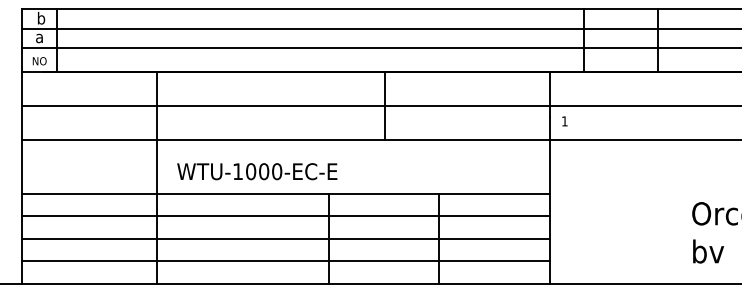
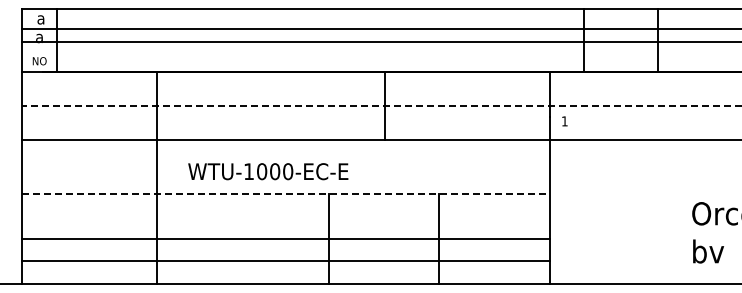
text: b -> a (41, 17)
line position: (380, 48) -> (380, 42) (380, 42)
line: solid -> dashed (382, 105)
text position: (257, 171) -> (268, 171) (268, 171)
line: solid -> dashed (286, 193)
line: present -> none (285, 216)
